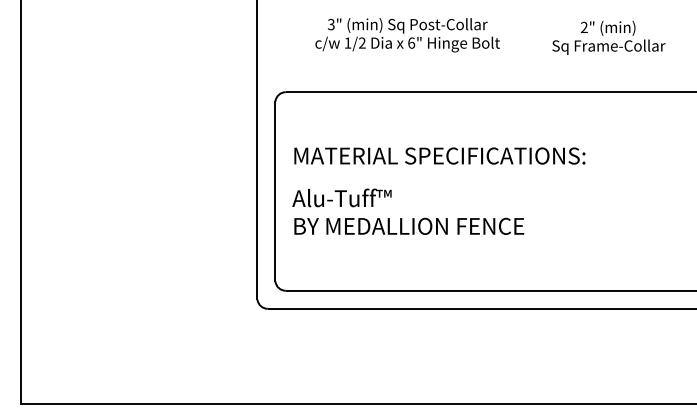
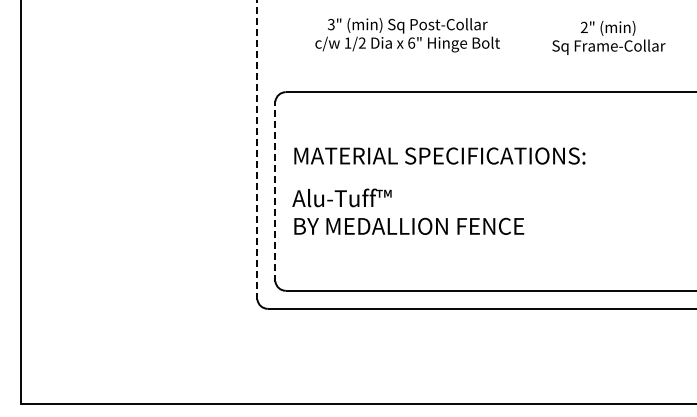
line: solid -> dashed (257, 149)
line: solid -> dashed (275, 190)
